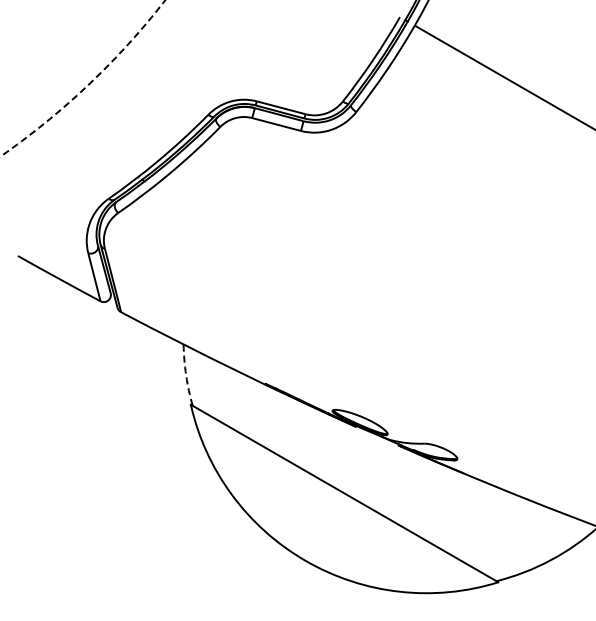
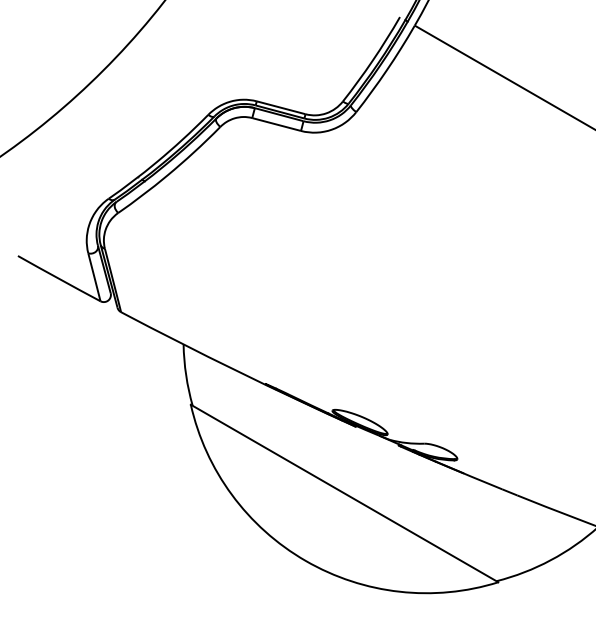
circle: dashed -> solid (82, 78)
arc: dashed -> solid (186, 375)
